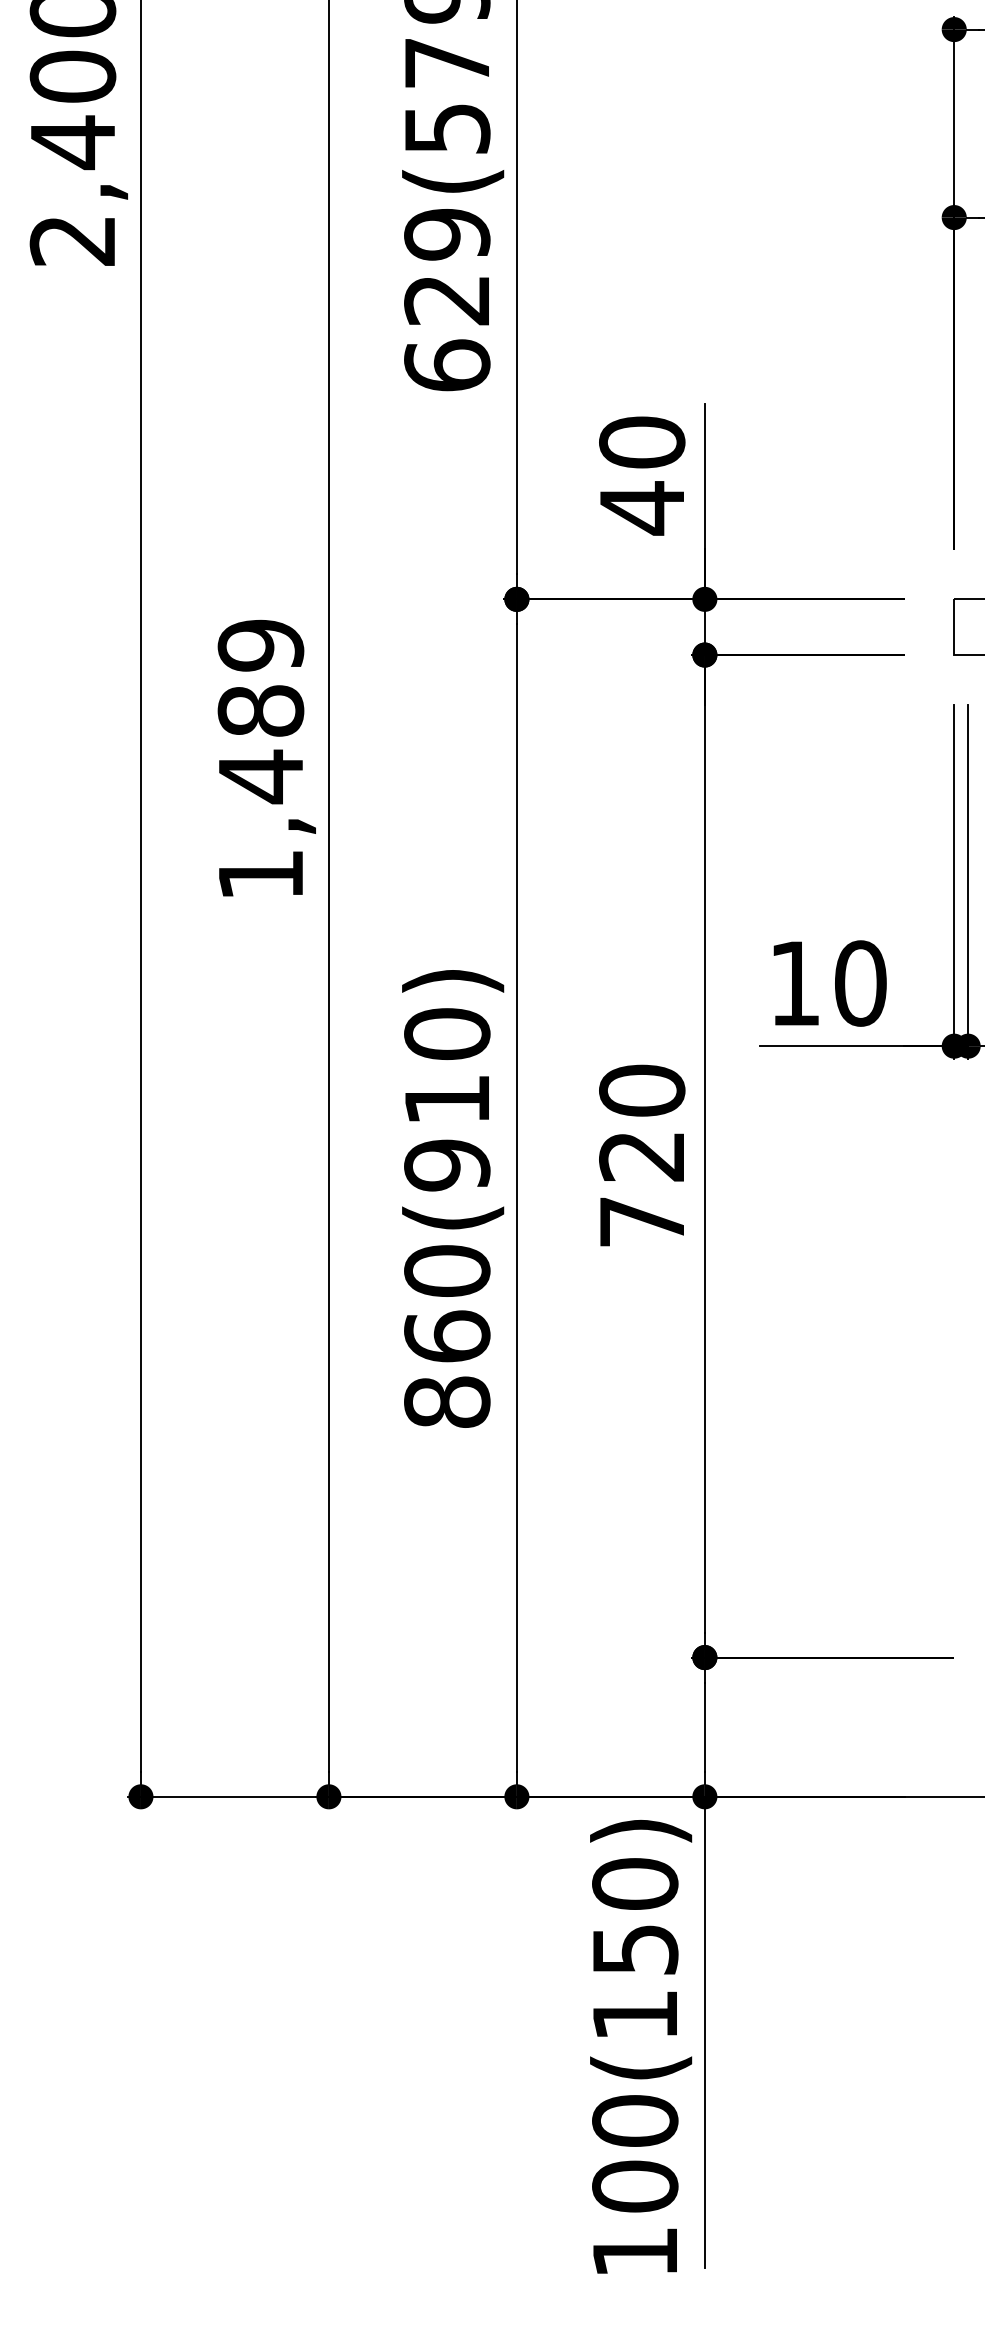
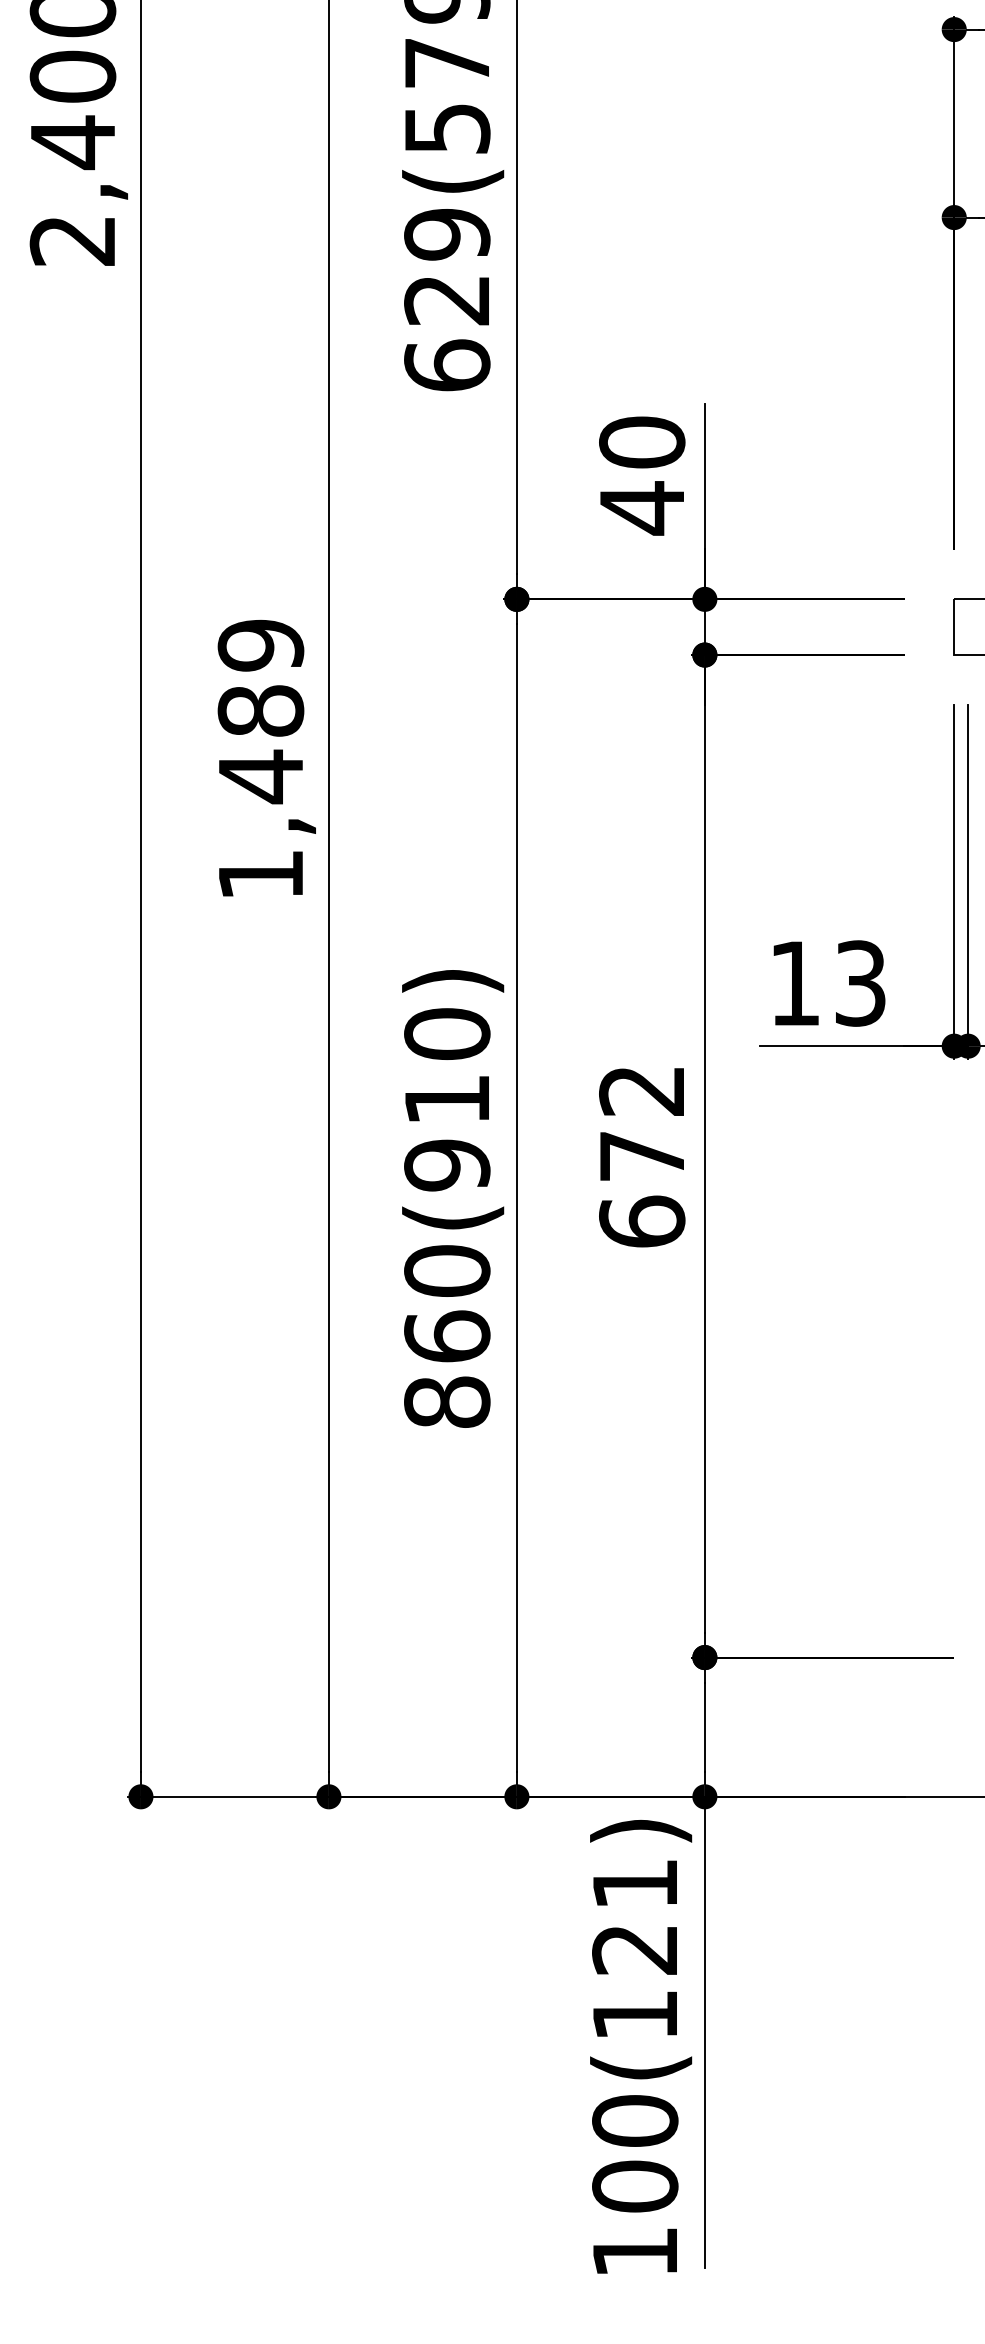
text: 10 -> 13 (860, 983)
text: 720 -> 672 (642, 1155)
text: 100(150) -> 100(121) (635, 1916)
